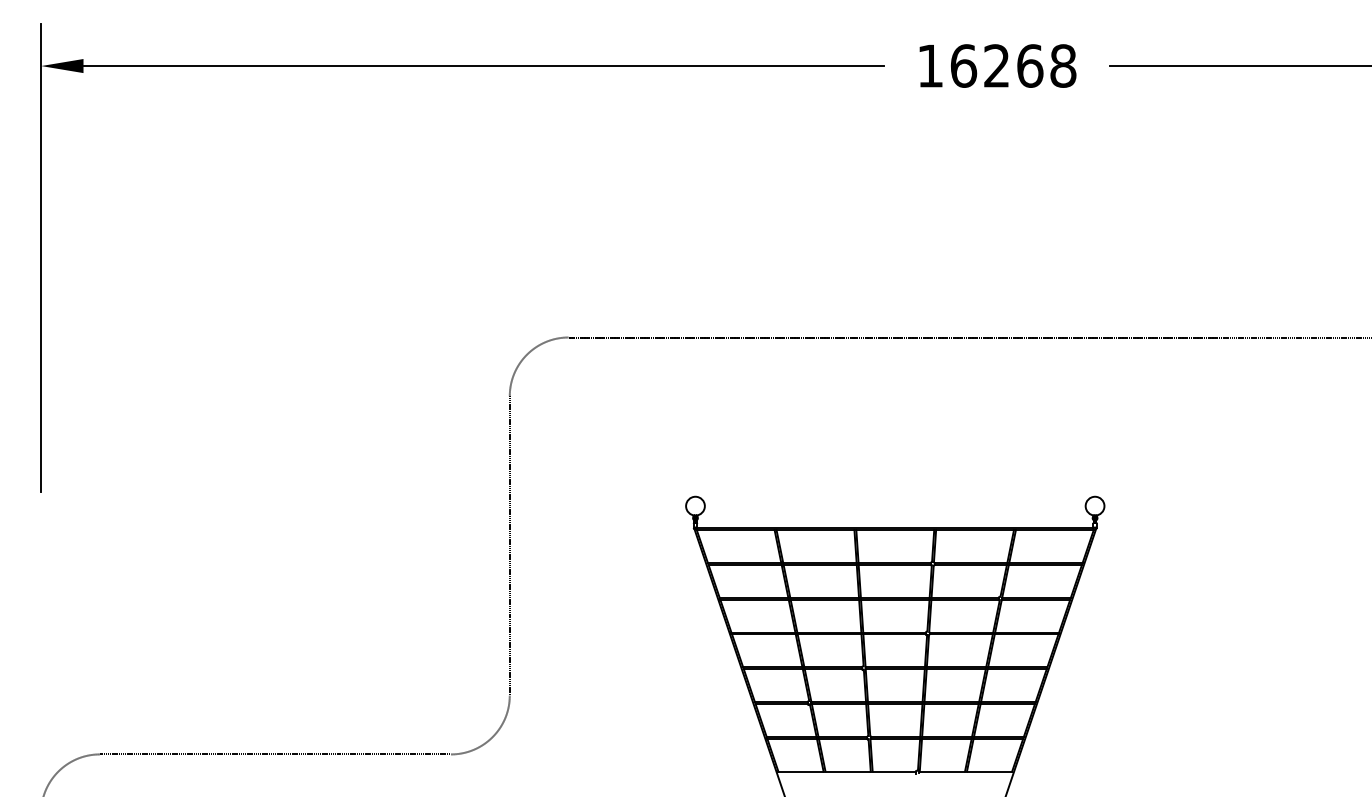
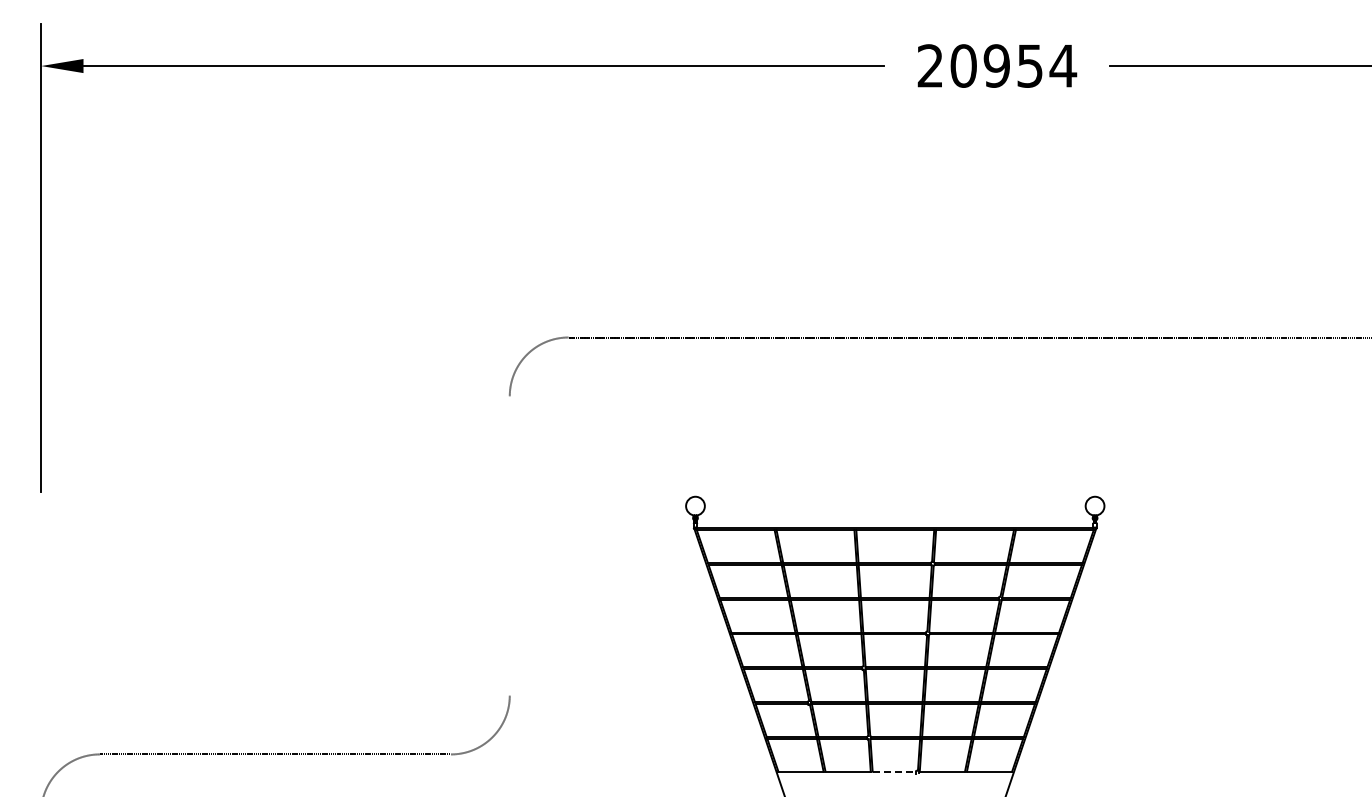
text: 16268 -> 20954 (997, 65)
line: present -> none (509, 545)
line: solid -> dashed (894, 771)
